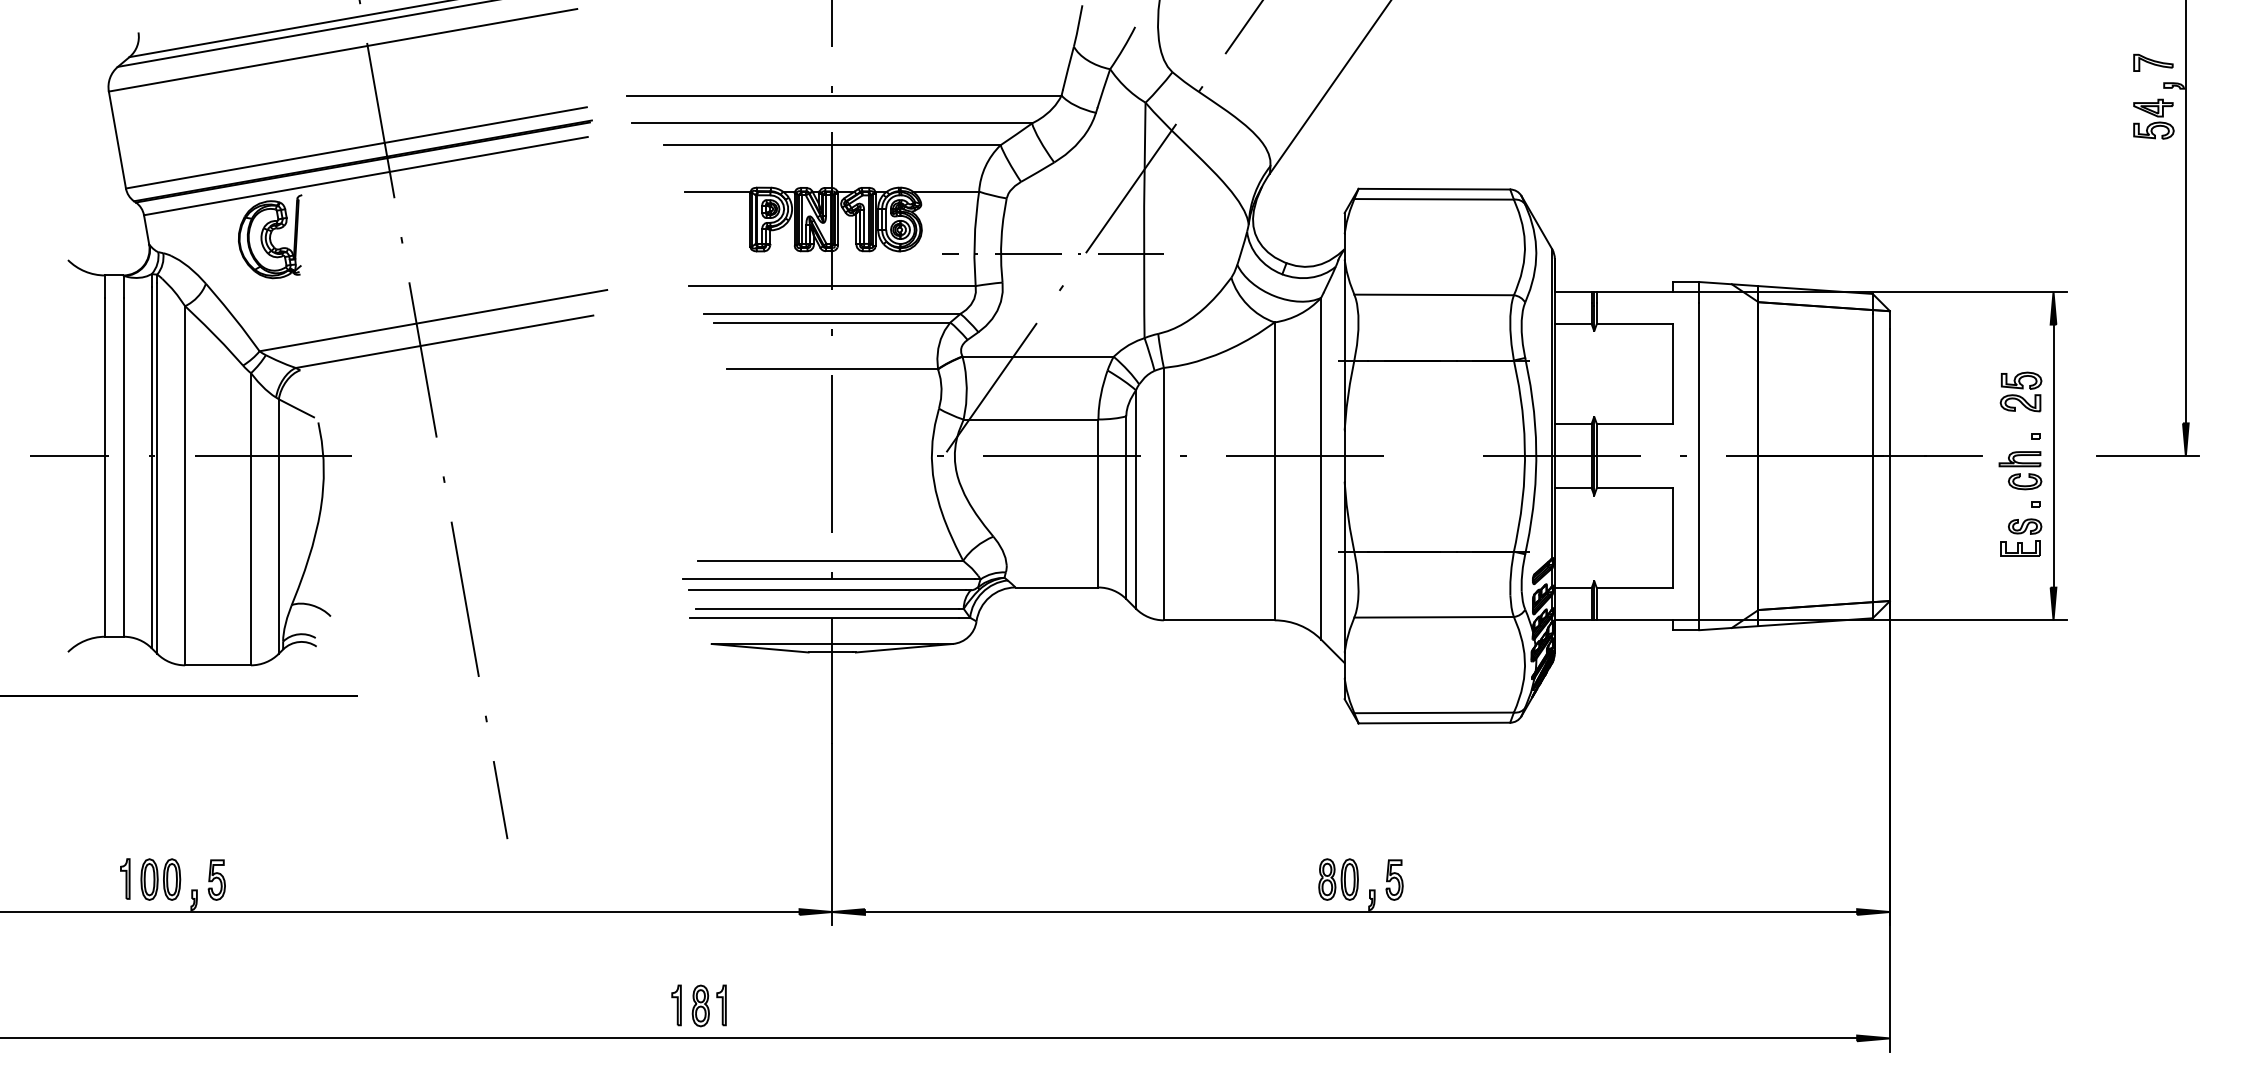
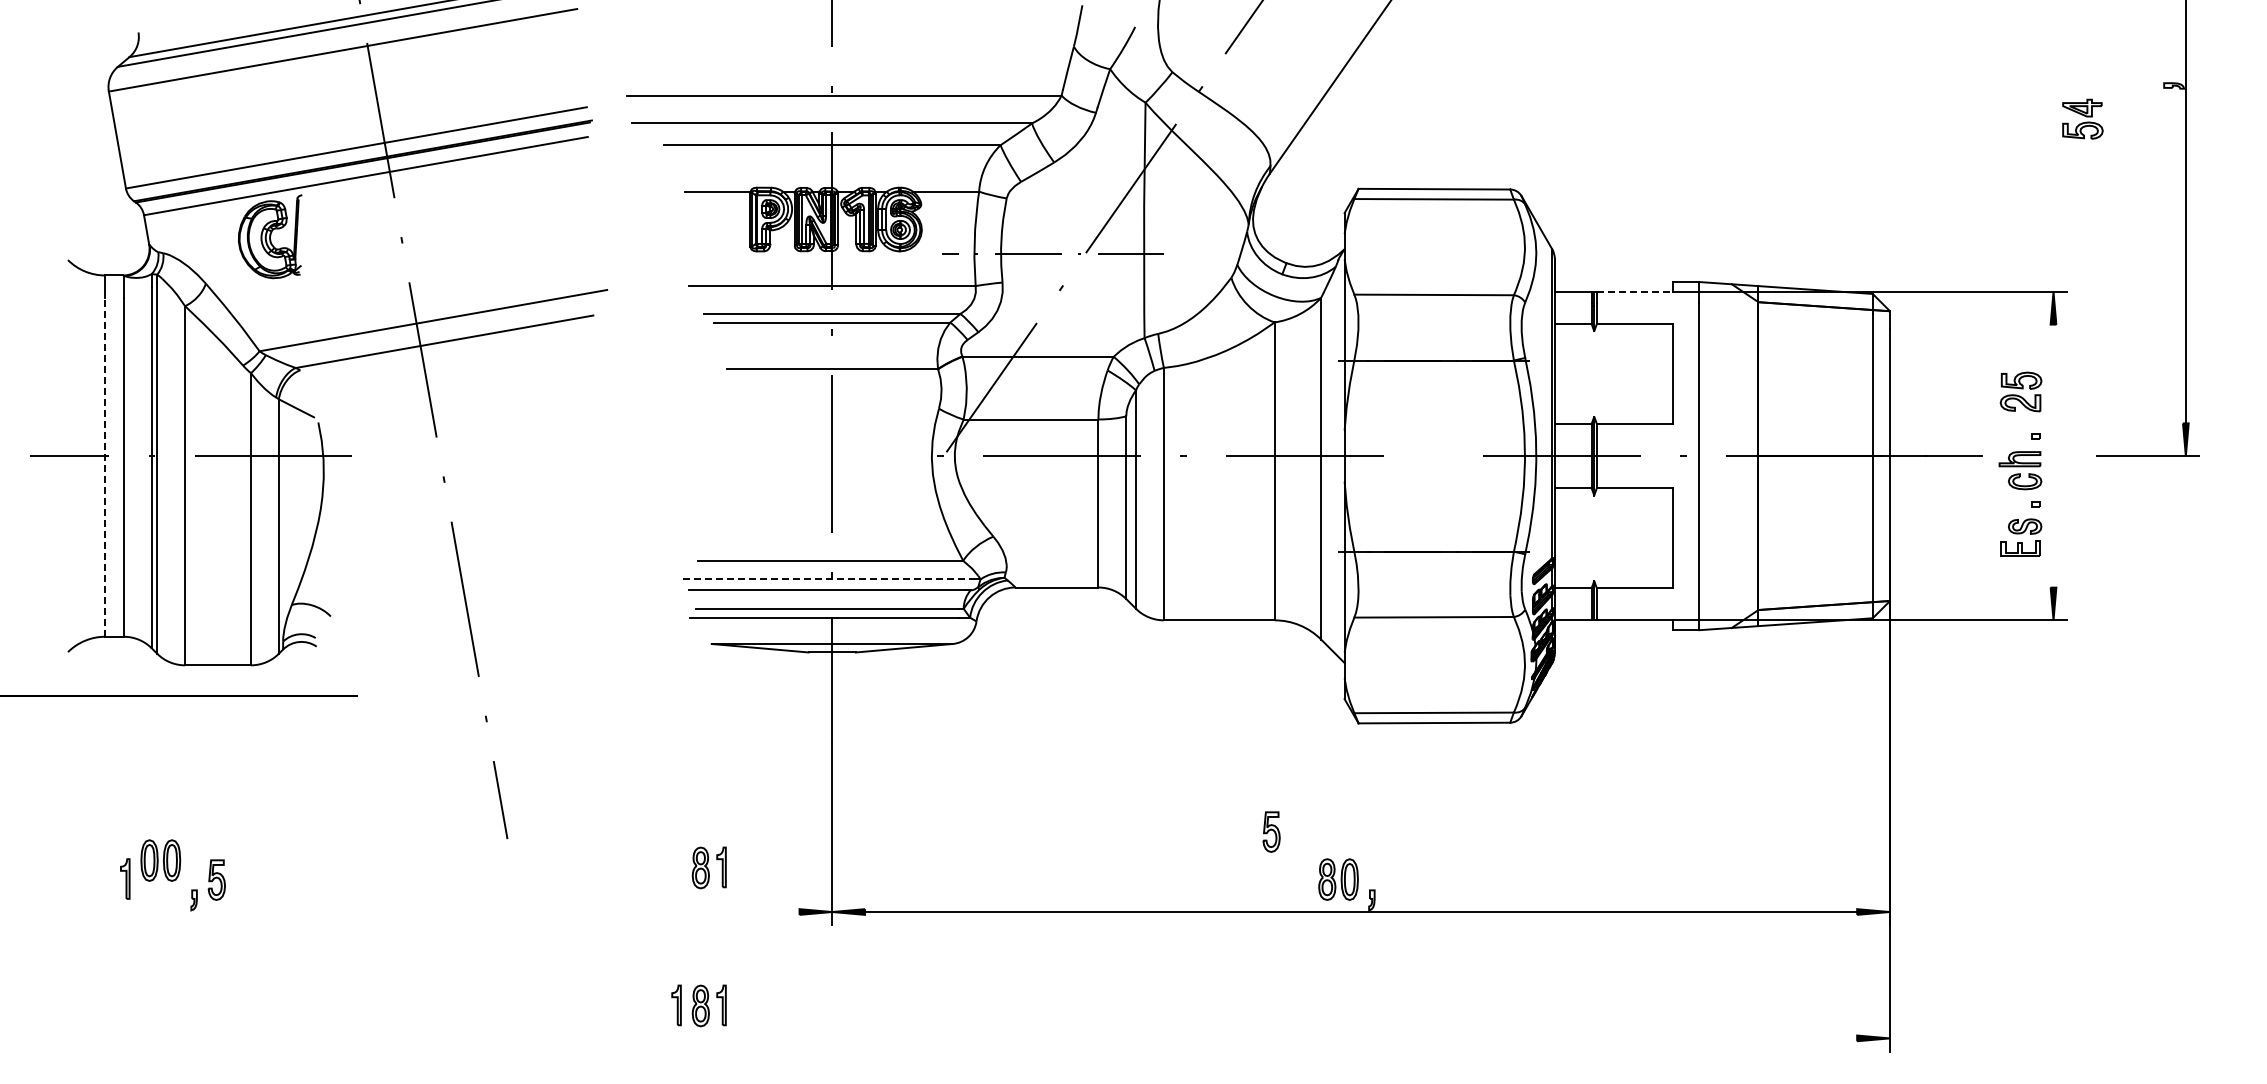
part: present -> none (2153, 62)
part position: (2153, 118) -> (2082, 118) (2082, 118)
line: solid -> dashed (1635, 291)
line: present -> none (2053, 455)
line: solid -> dashed (105, 467)
line: solid -> dashed (829, 579)
part: none -> present (708, 867)
part position: (160, 879) -> (160, 860) (160, 860)
part position: (1394, 879) -> (1271, 831) (1271, 831)
line: present -> none (400, 912)
line: present -> none (929, 1038)
